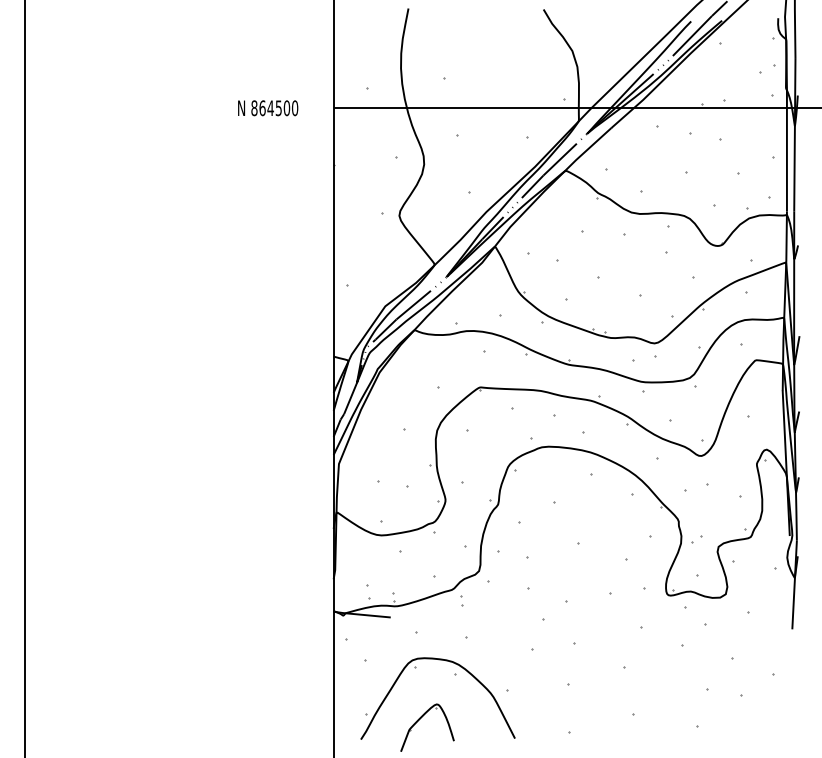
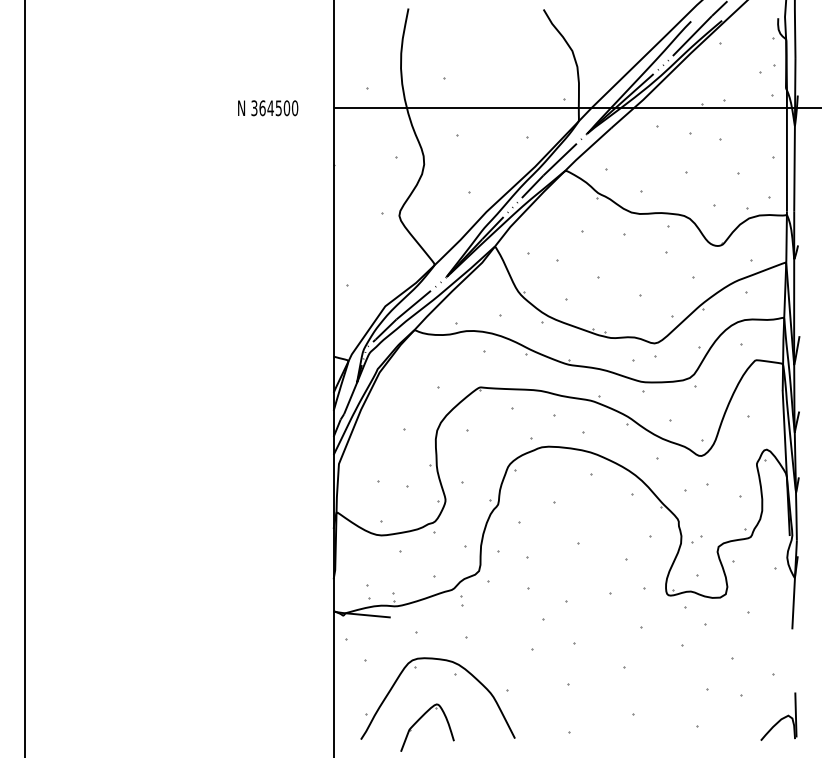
text: 864500 -> 364500 (254, 108)
part: none -> present (778, 716)
